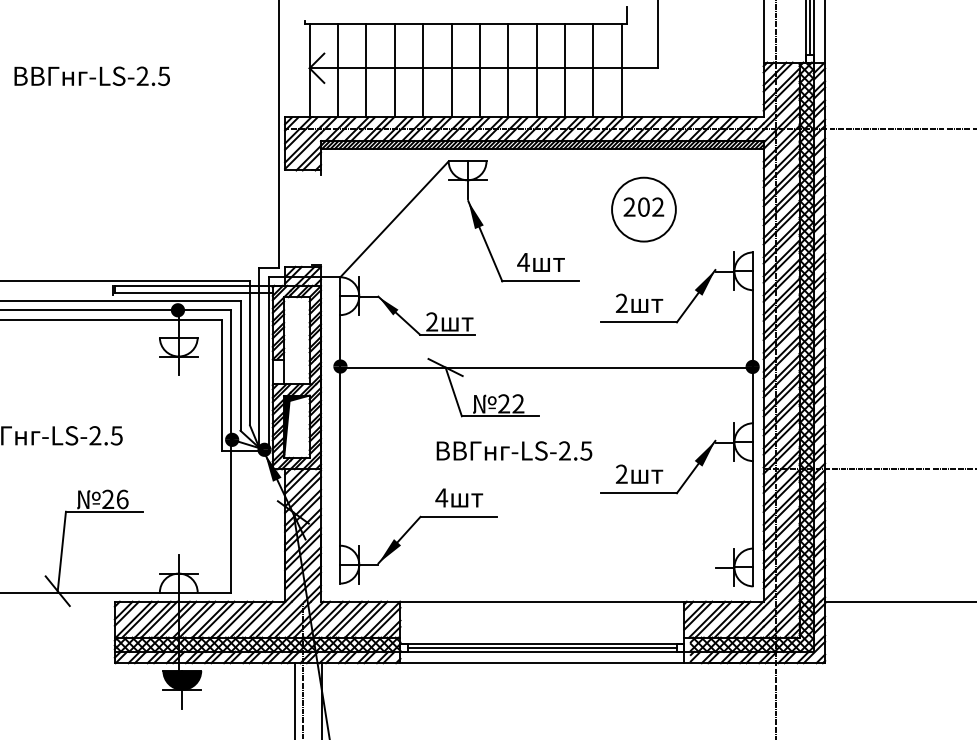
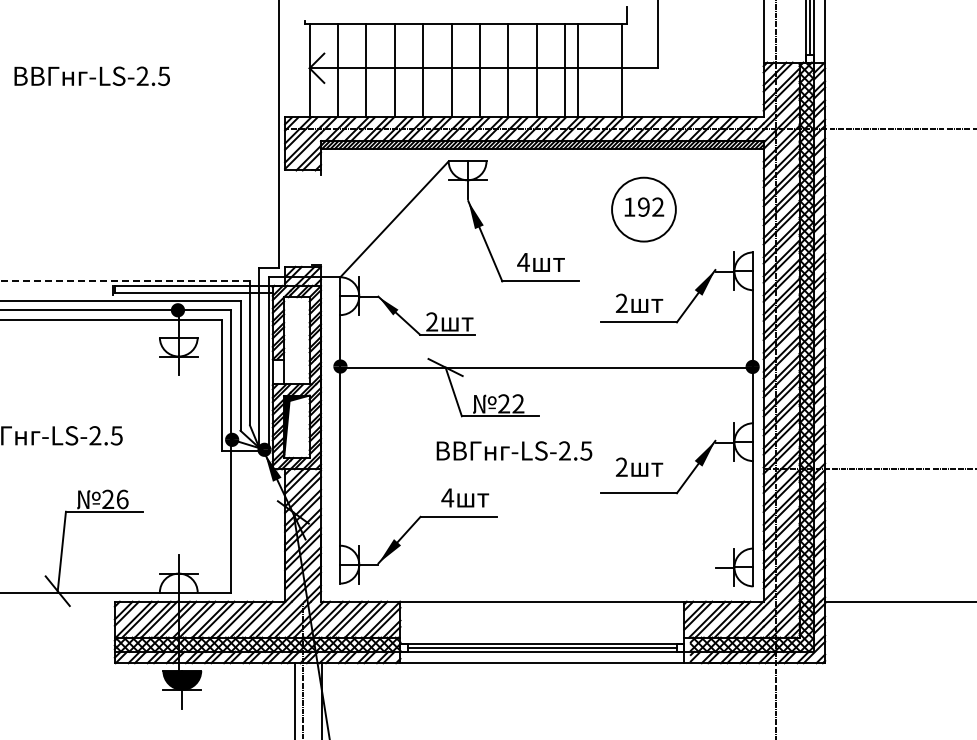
line position: (593, 70) -> (578, 70) (578, 70)
text: 202 -> 192 (636, 206)
line: solid -> dashed (125, 281)
text position: (639, 473) -> (639, 466) (639, 466)
text position: (459, 497) -> (465, 497) (465, 497)
